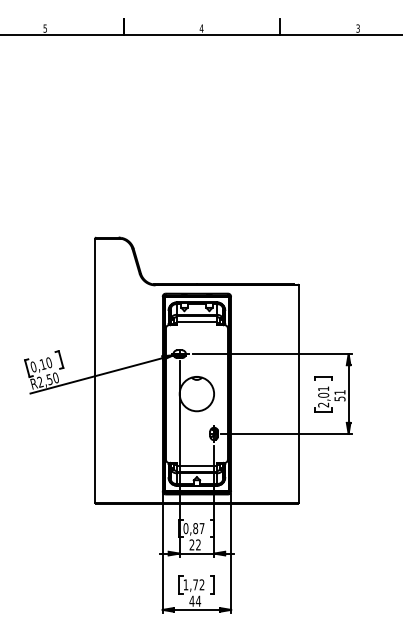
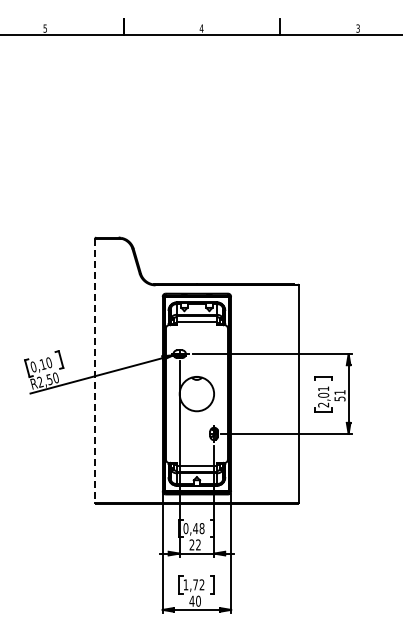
line: solid -> dashed (95, 371)
text: 0,87 -> 0,48 (198, 528)
text: 44 -> 40 (198, 600)
